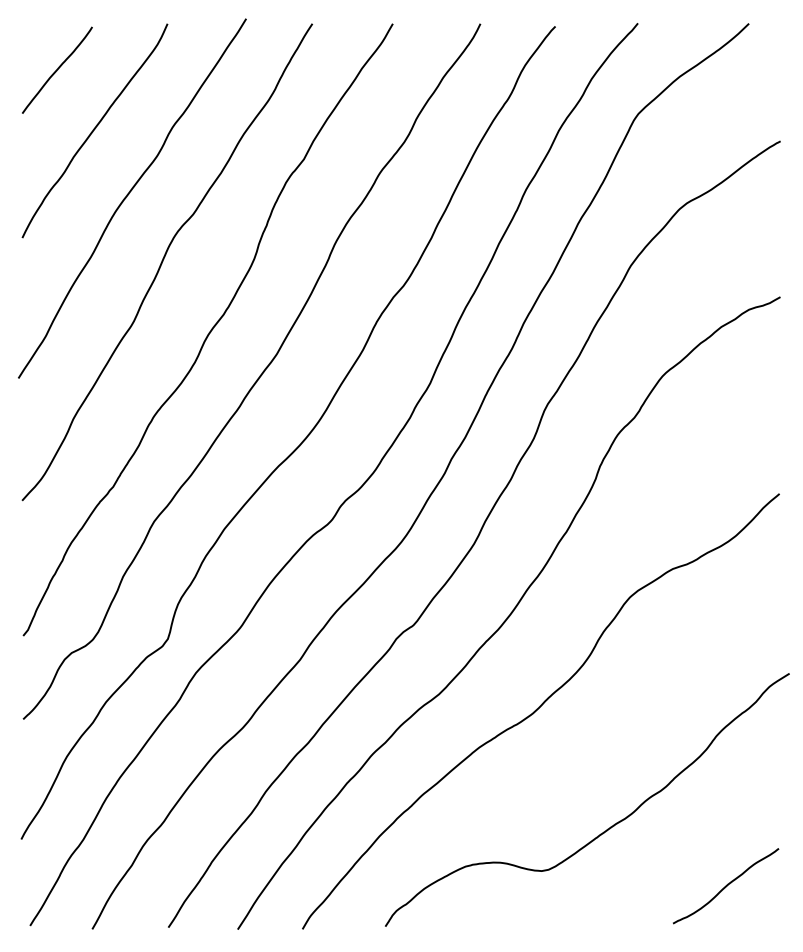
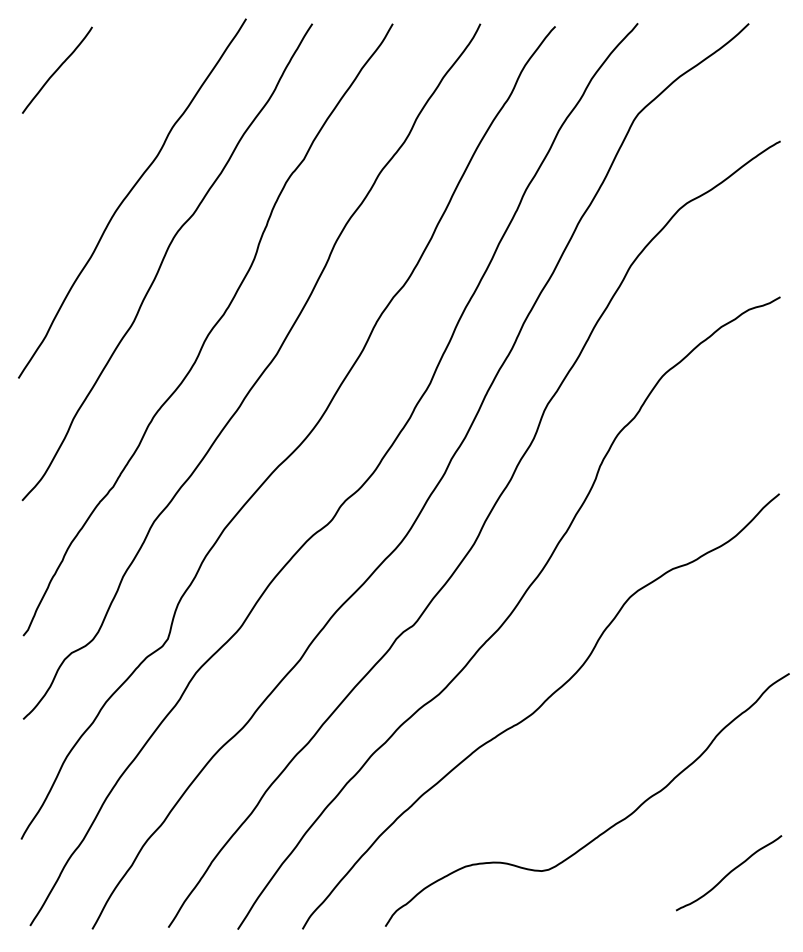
curve: present -> none (94, 130)
curve position: (726, 886) -> (729, 873) (729, 873)
